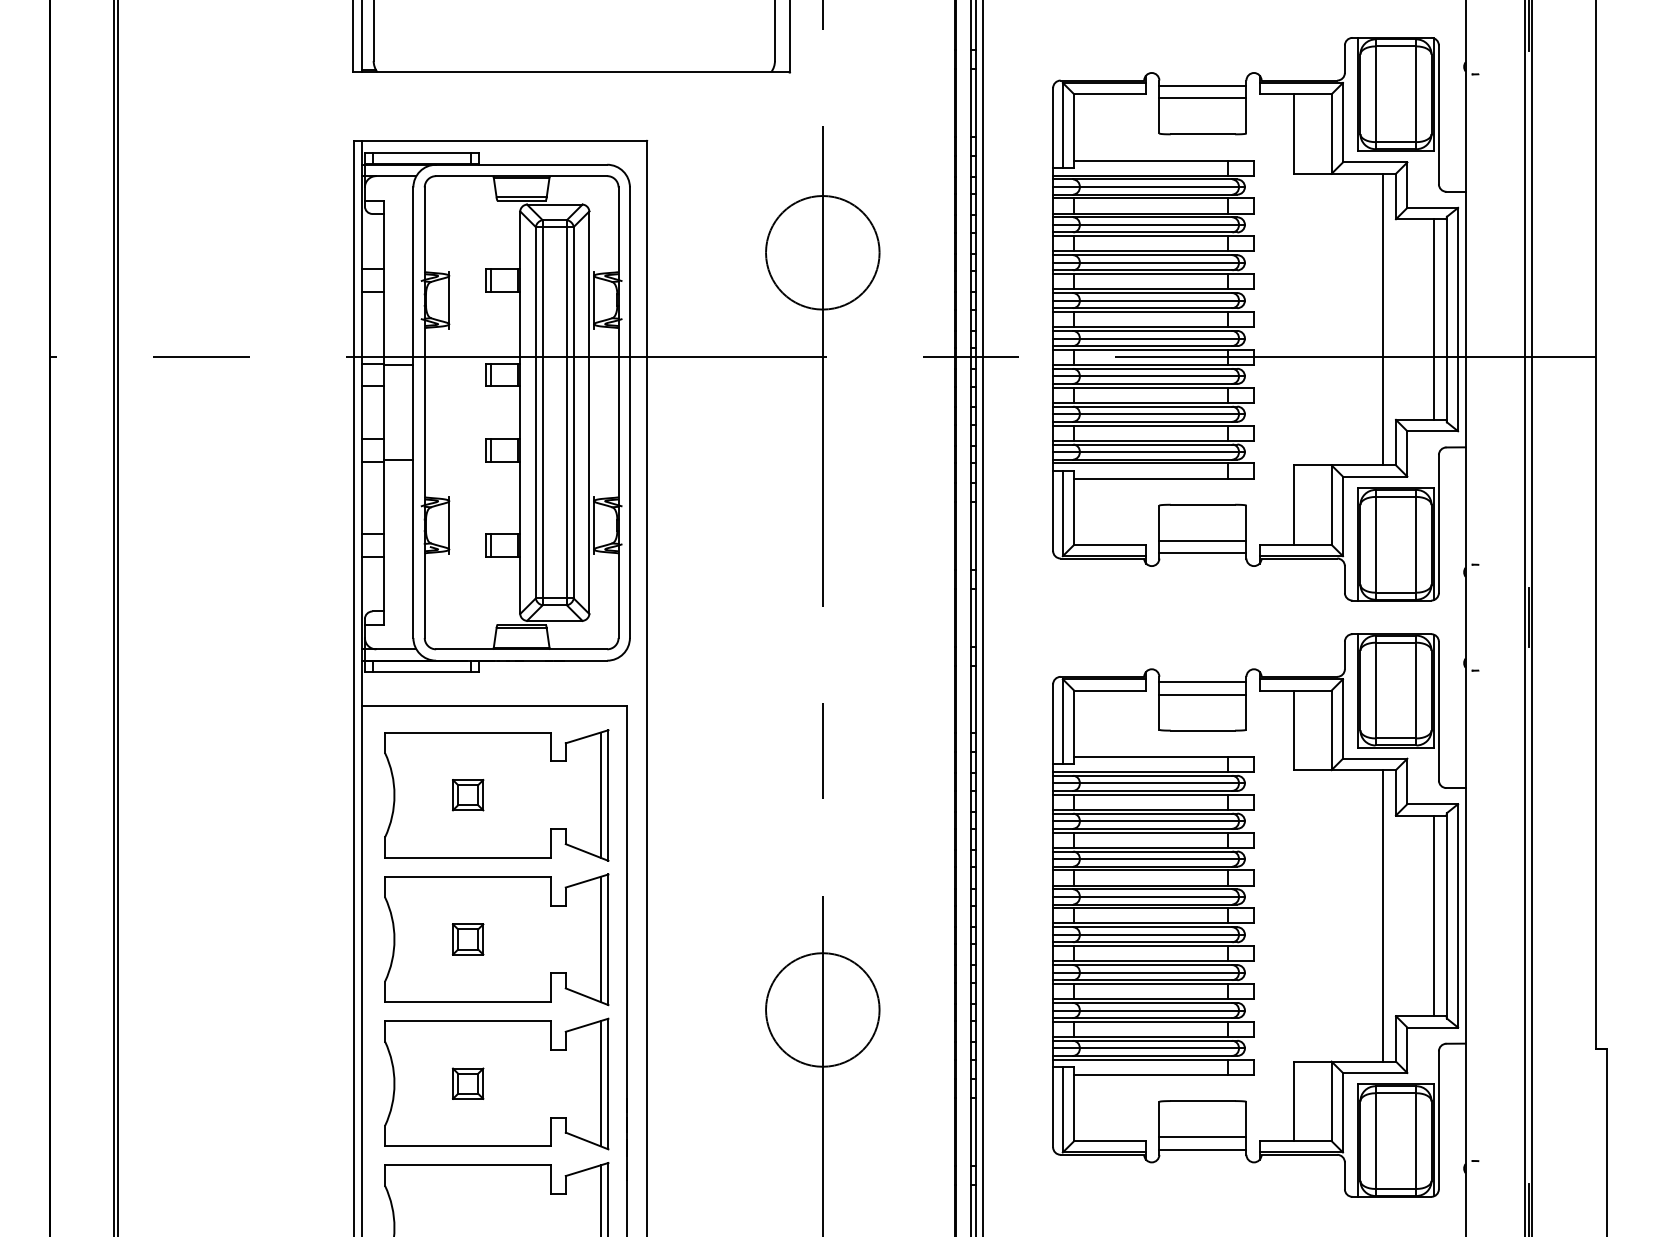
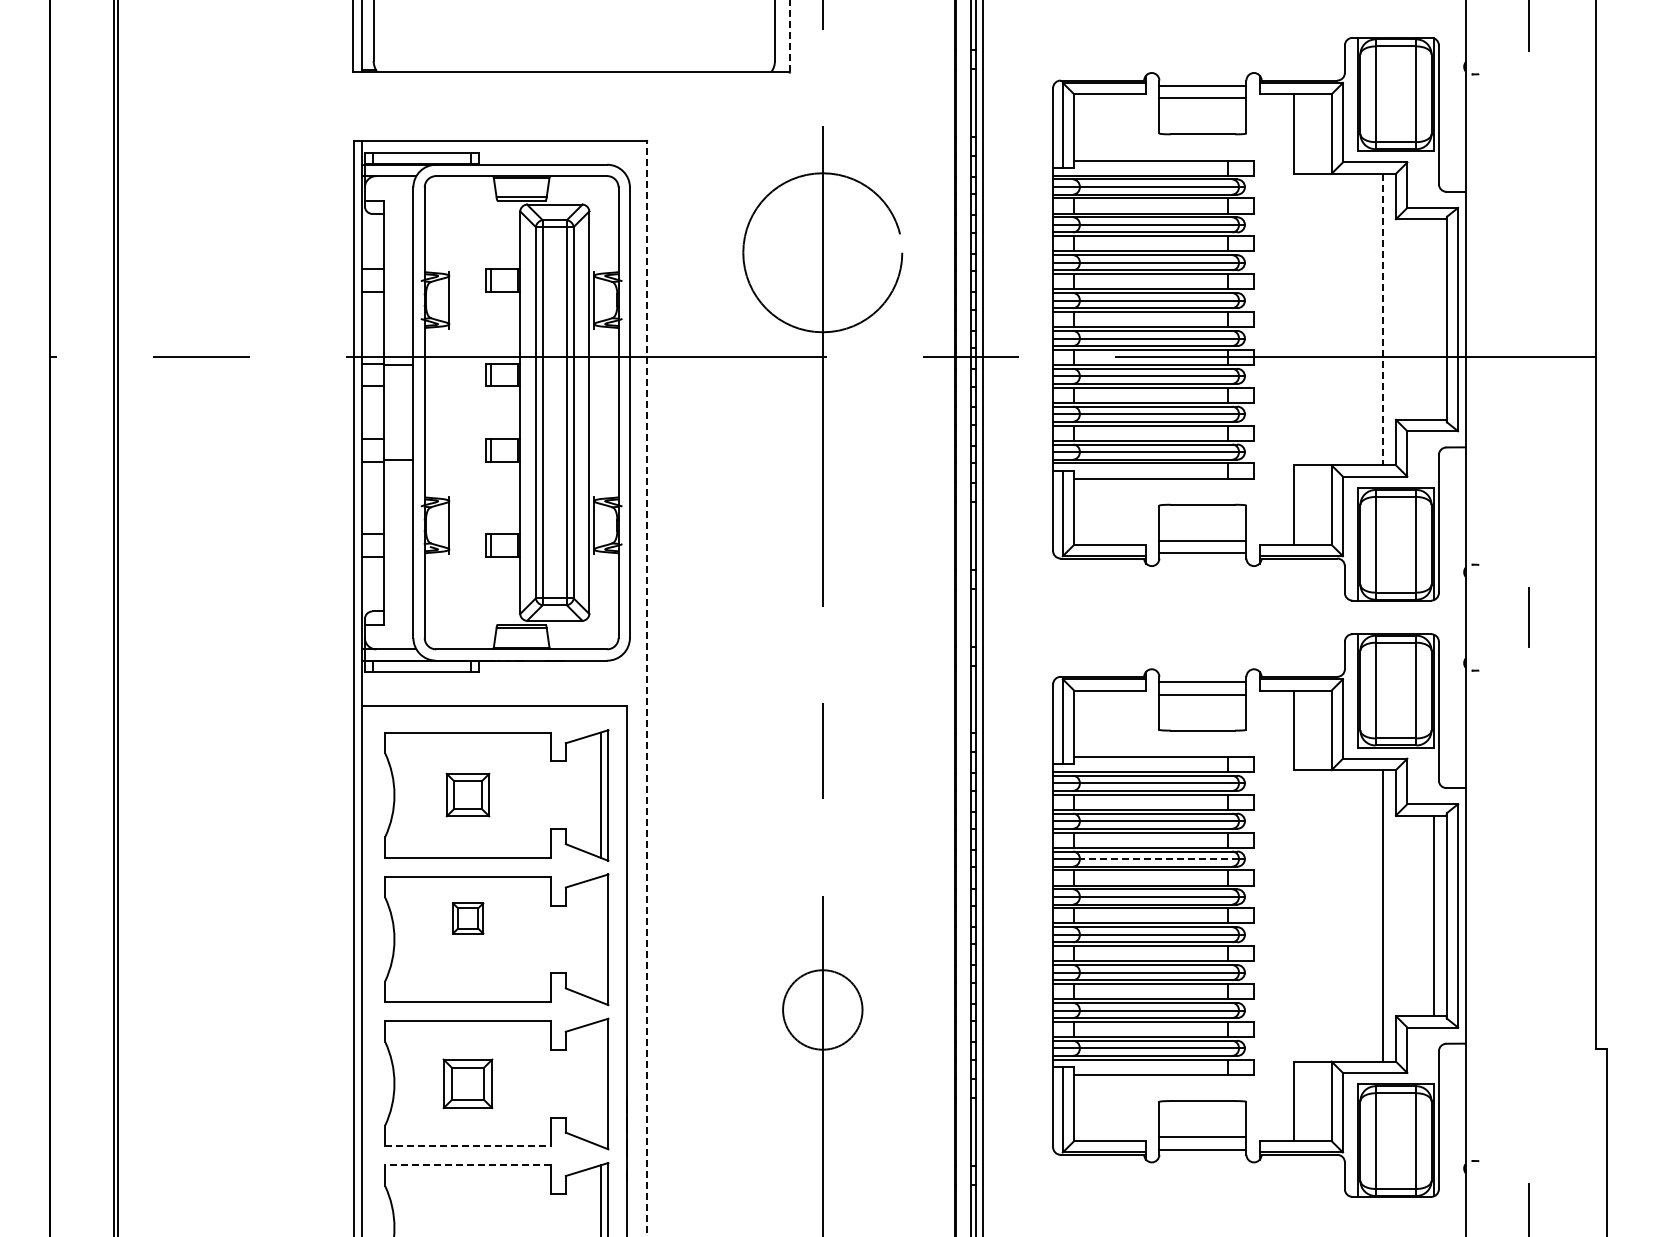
line: solid -> dashed (790, 36)
circle diameter: 114 px -> 159 px (822, 252)
line: solid -> dashed (1382, 319)
line: present -> none (1433, 319)
line: present -> none (1525, 617)
line: present -> none (1531, 617)
line: solid -> dashed (647, 688)
part size: 33x33 px -> 46x46 px (467, 794)
line: solid -> dashed (1159, 859)
part position: (468, 939) -> (468, 918) (468, 918)
line: present -> none (600, 939)
circle diameter: 114 px -> 80 px (822, 1009)
part size: 33x33 px -> 52x52 px (467, 1083)
line: present -> none (600, 1083)
line: solid -> dashed (468, 1146)
line: solid -> dashed (467, 1165)
